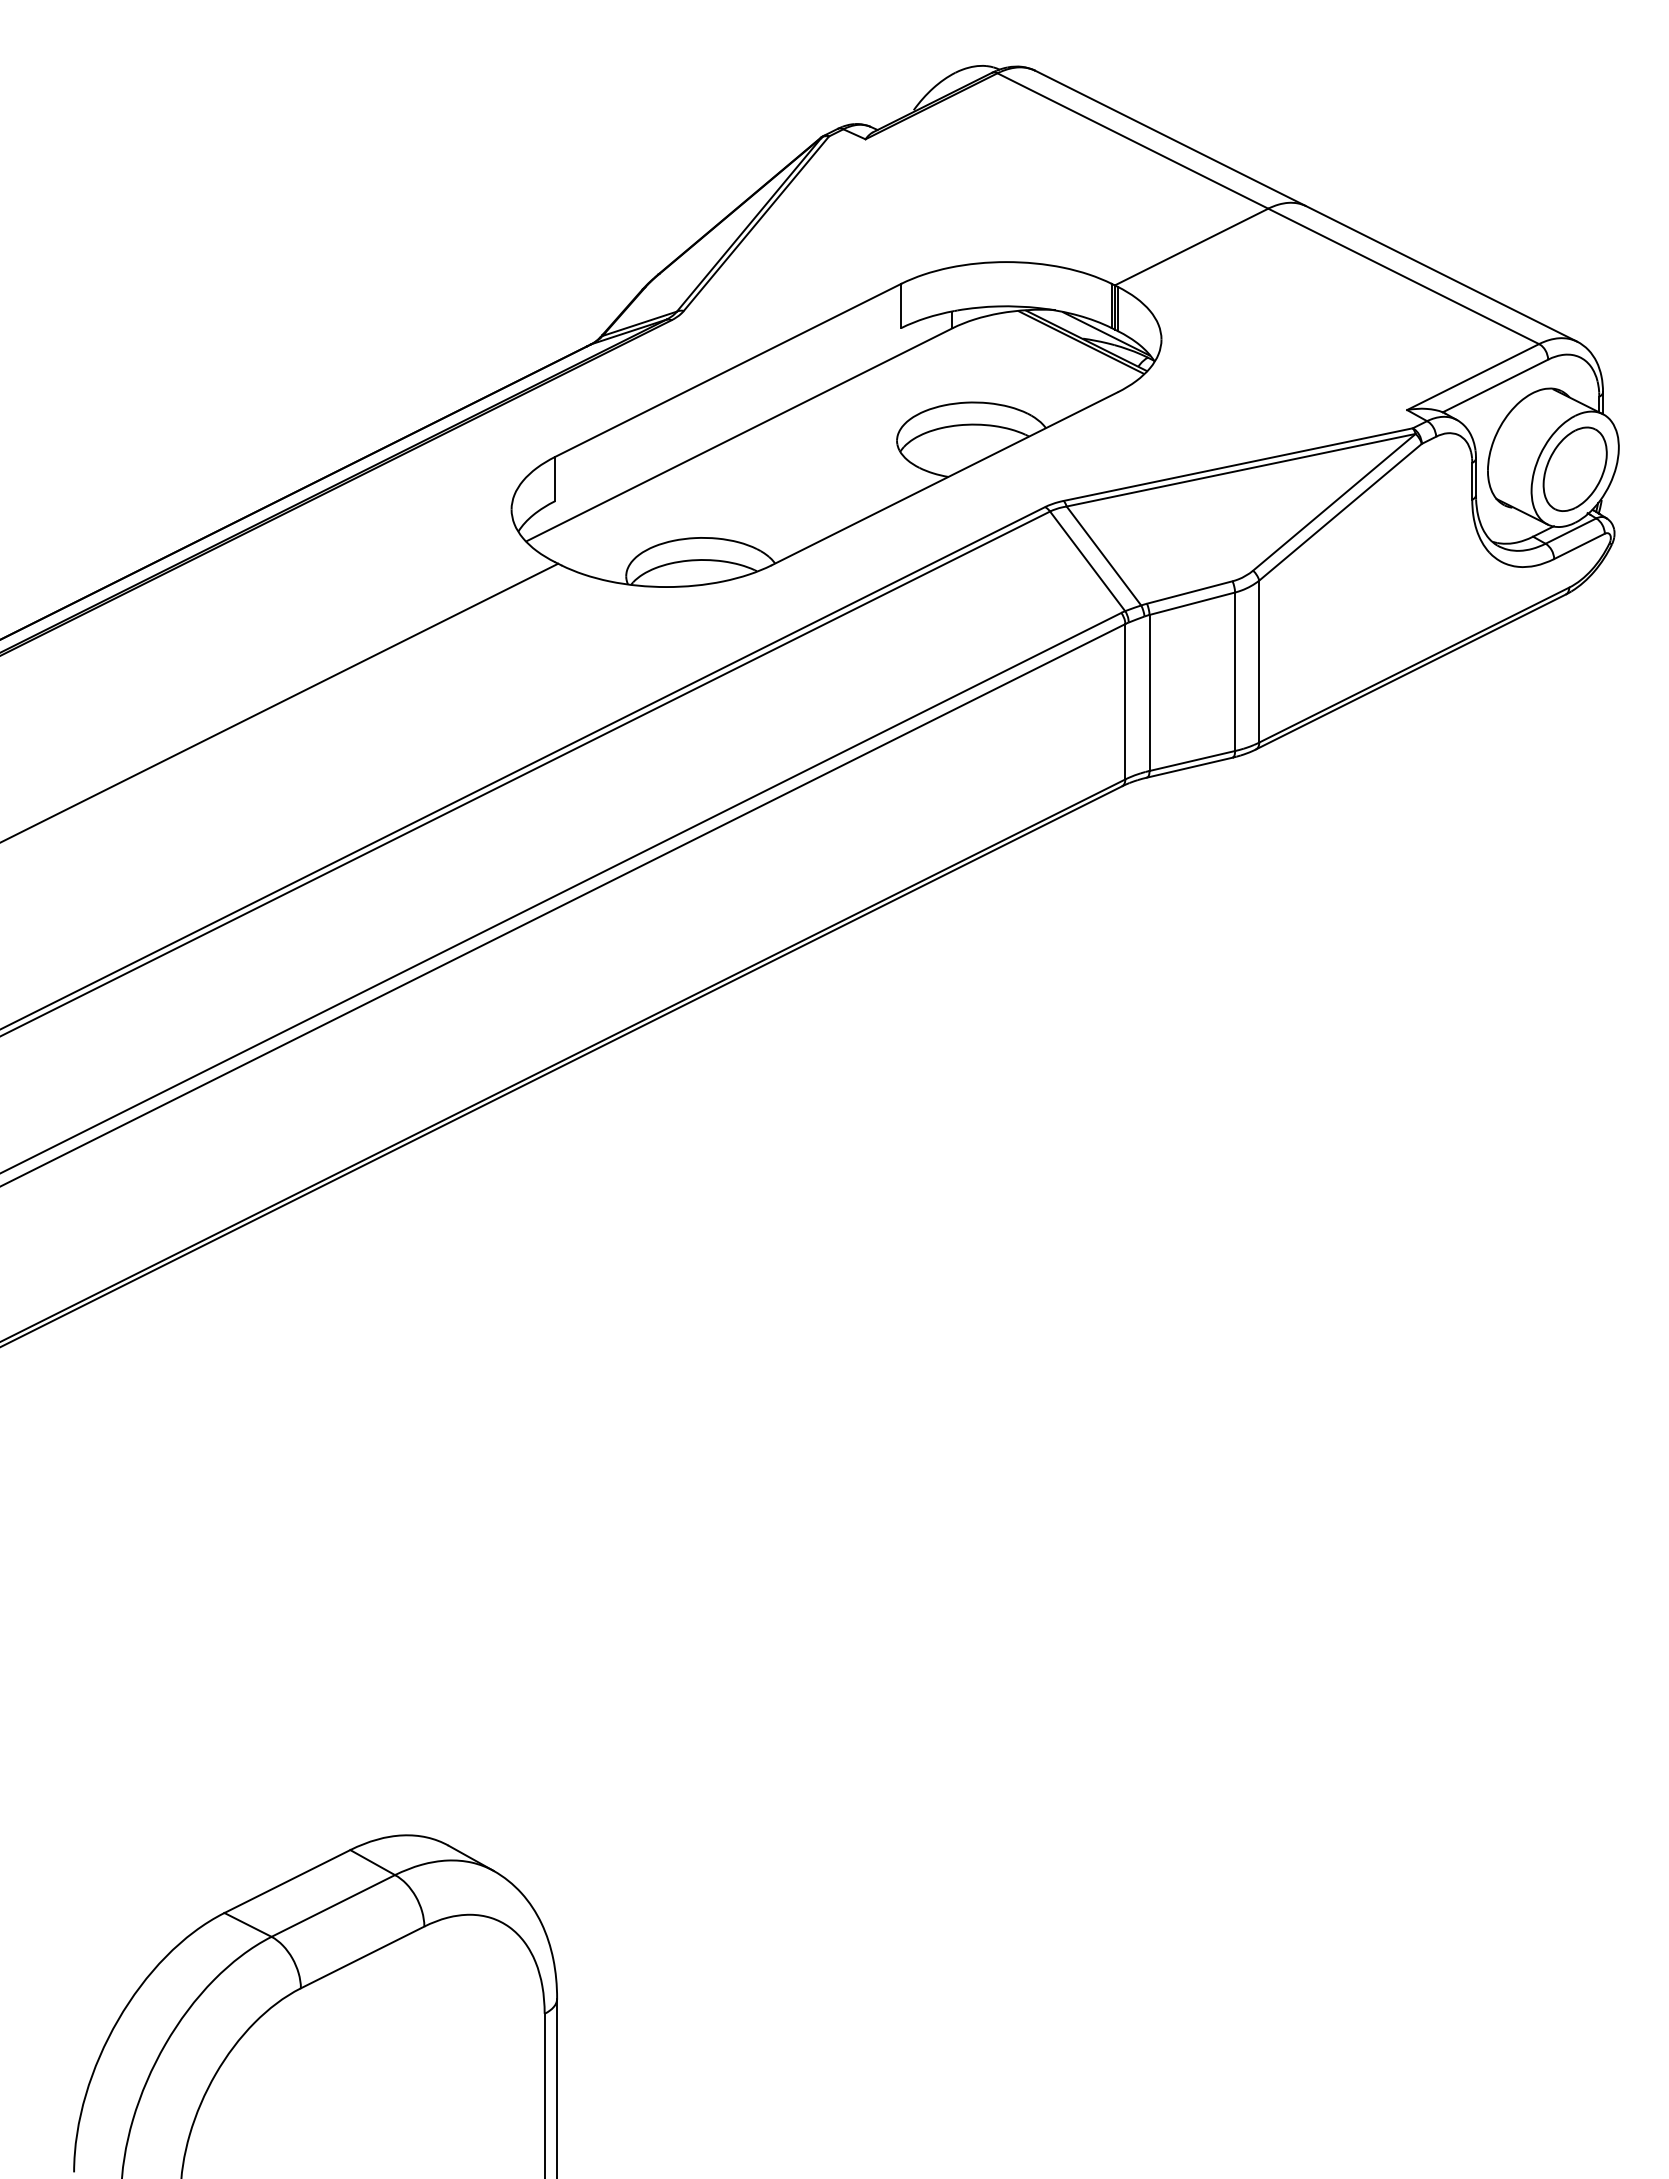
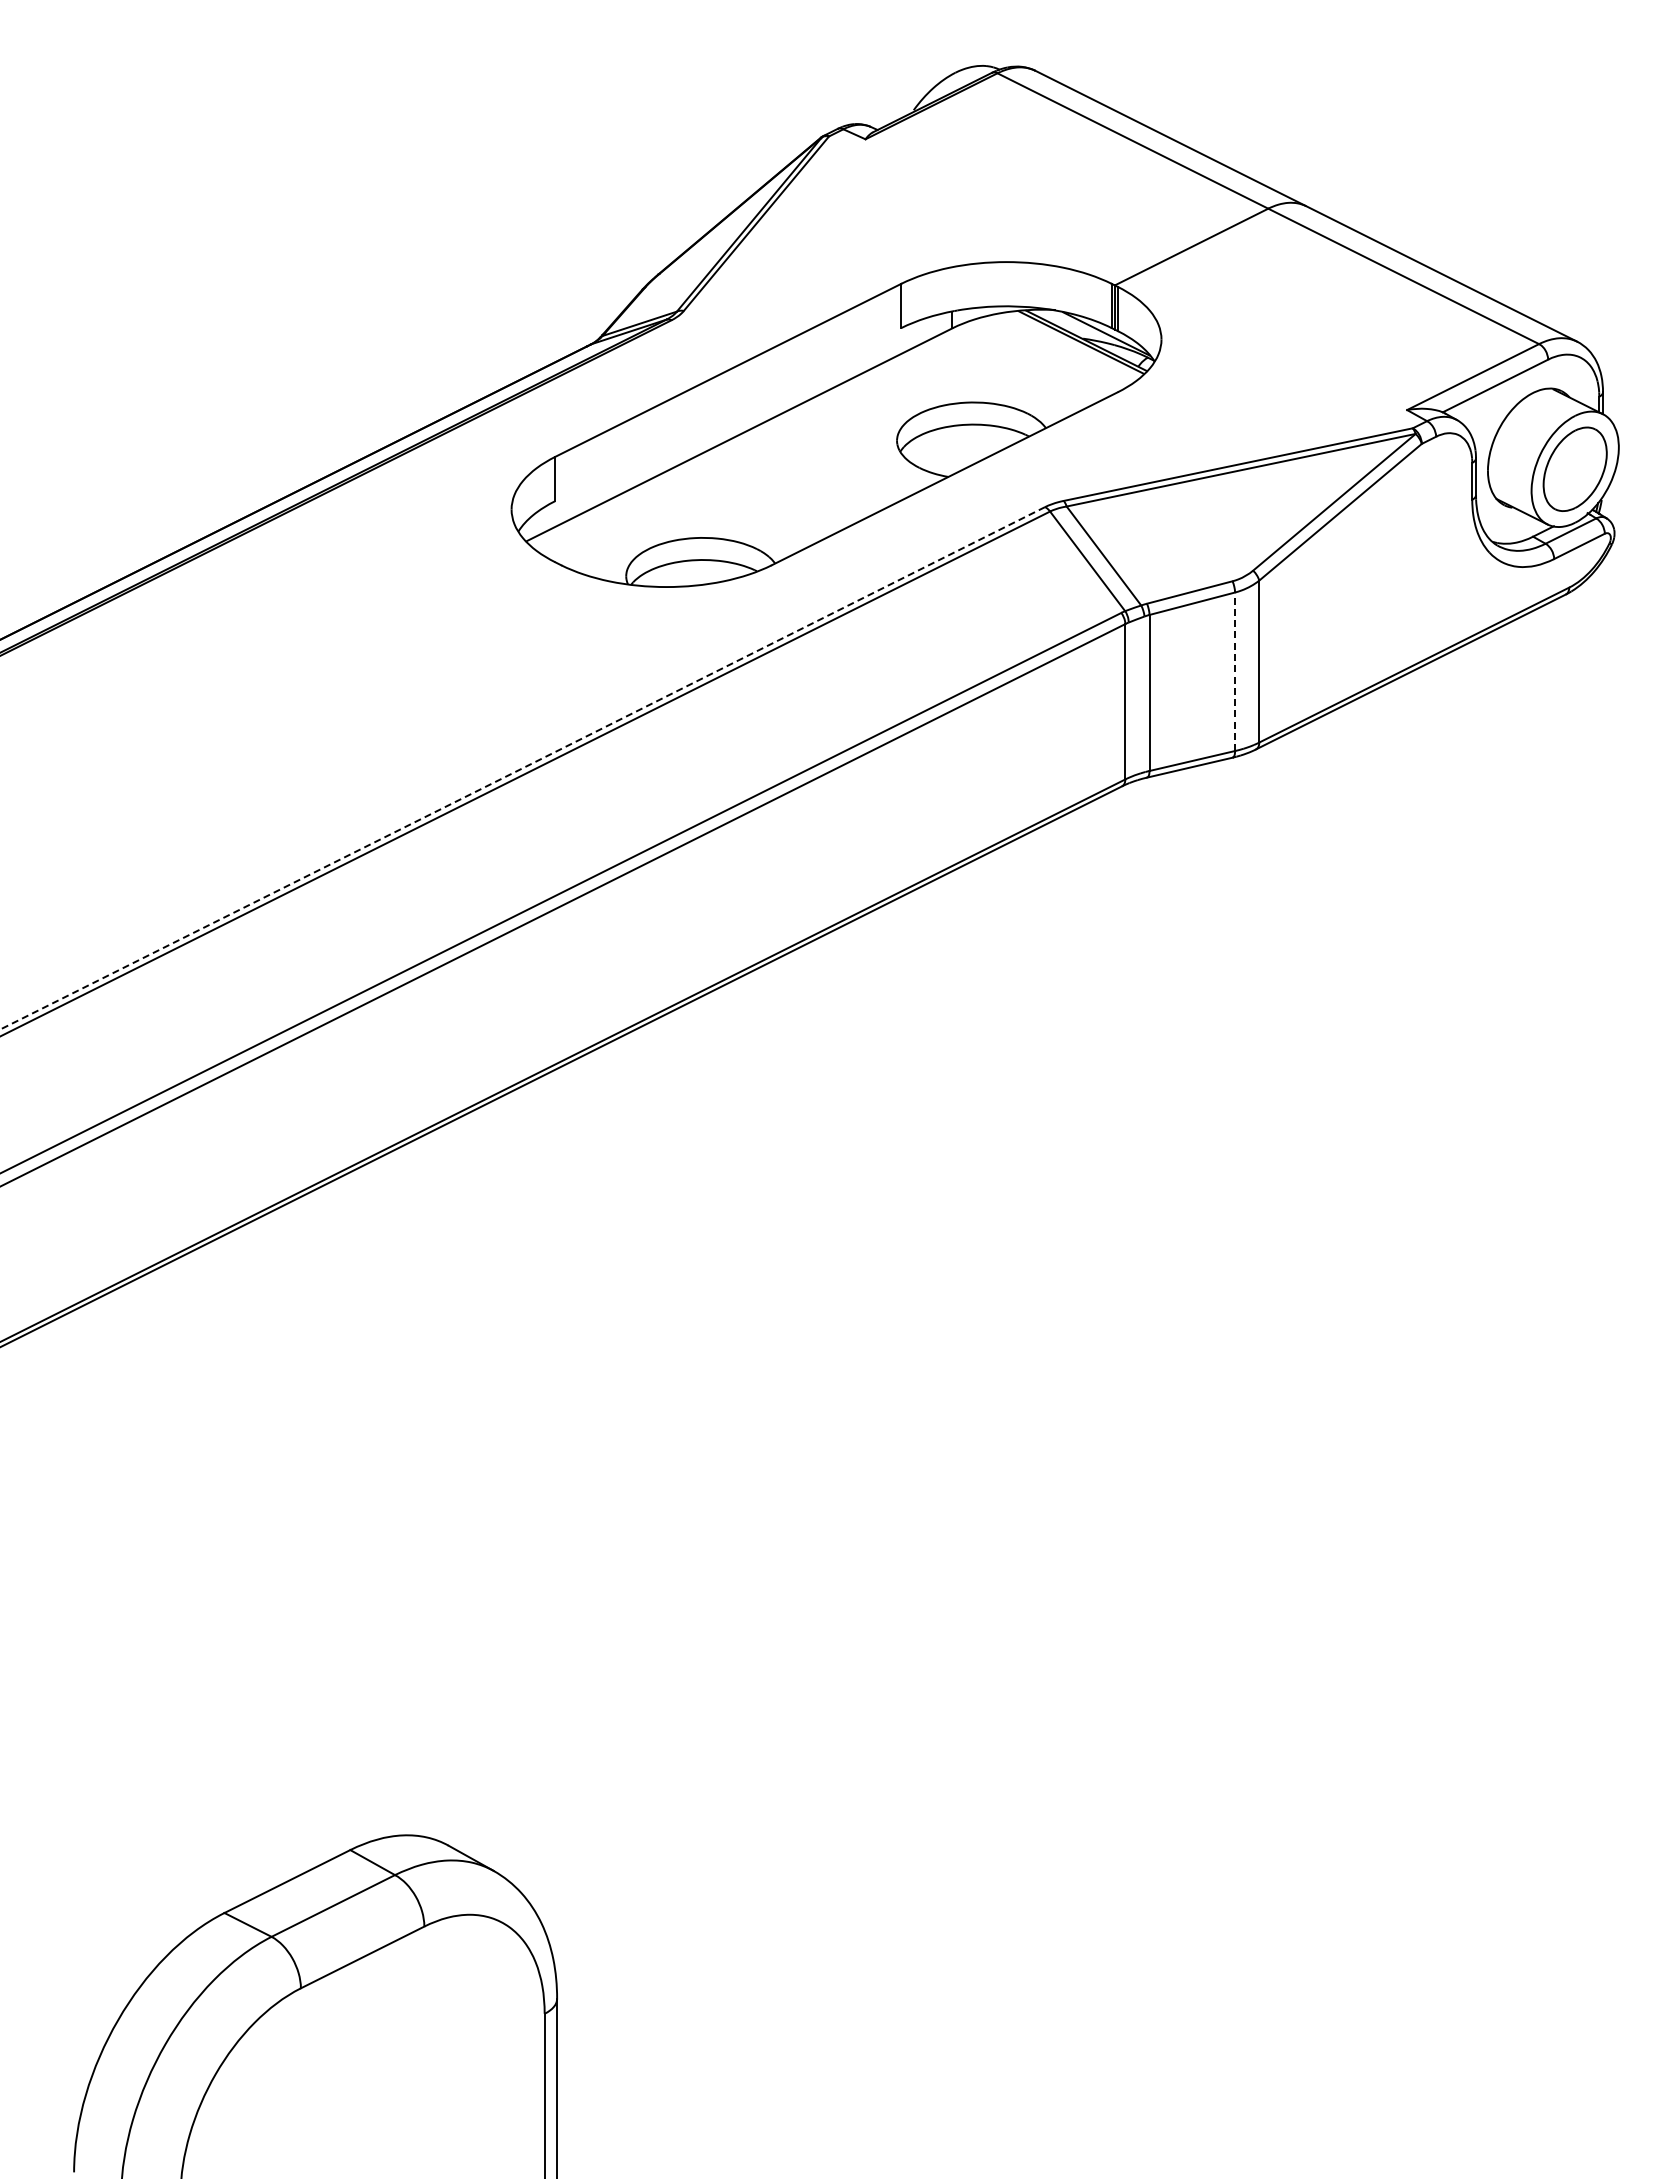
line: solid -> dashed (1235, 671)
line: present -> none (280, 702)
line: solid -> dashed (522, 768)
